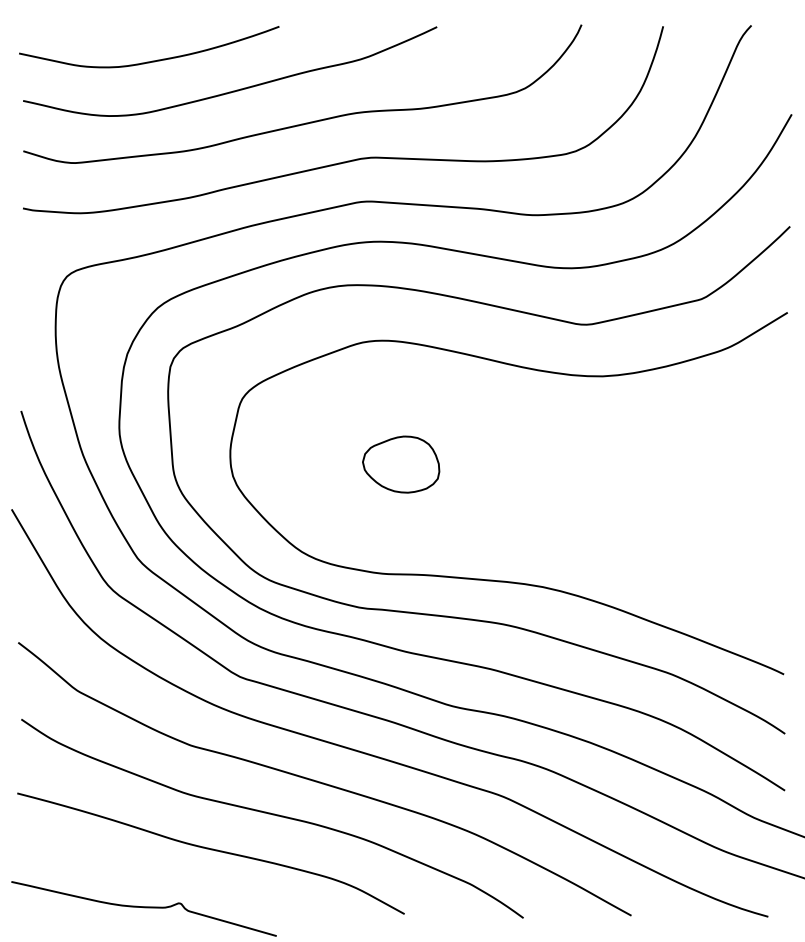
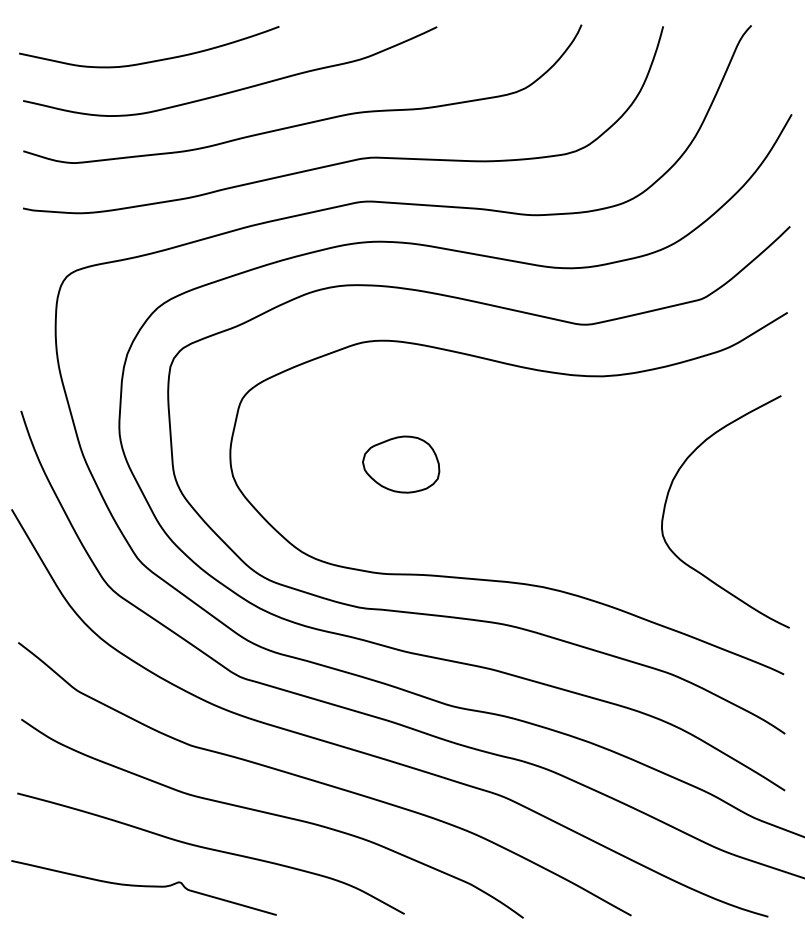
curve: none -> present (668, 496)
curve position: (143, 908) -> (143, 887) (143, 887)
